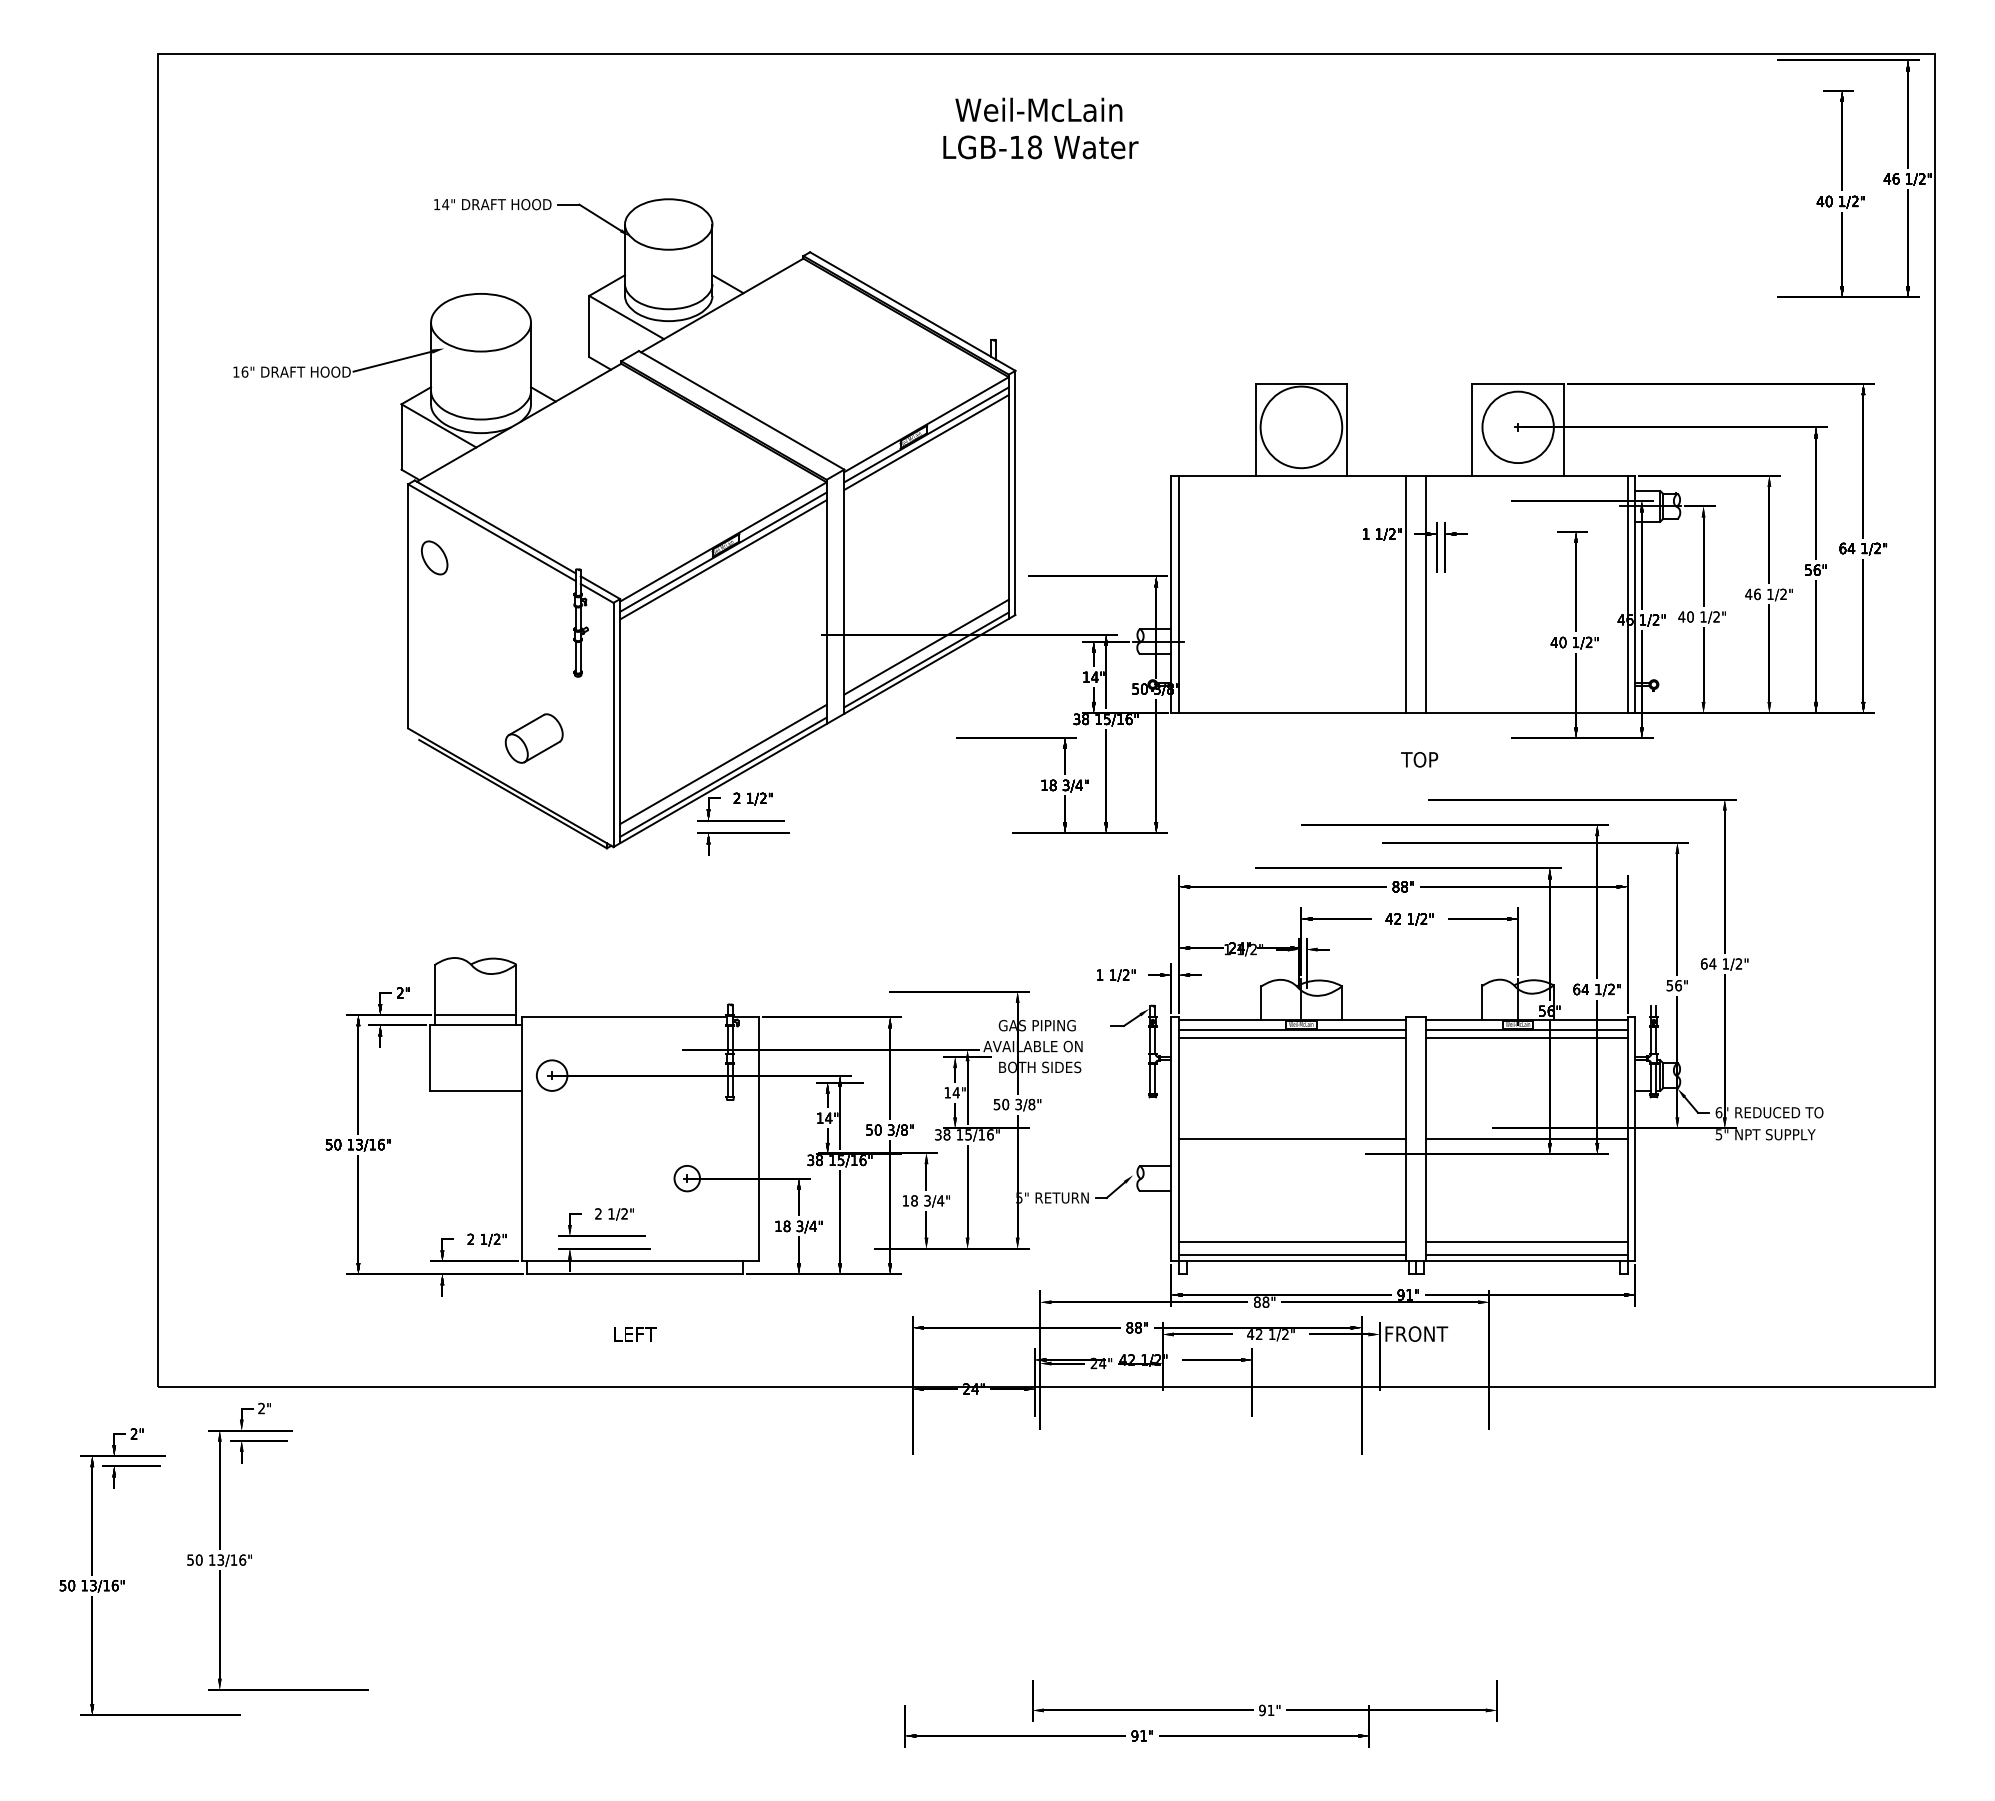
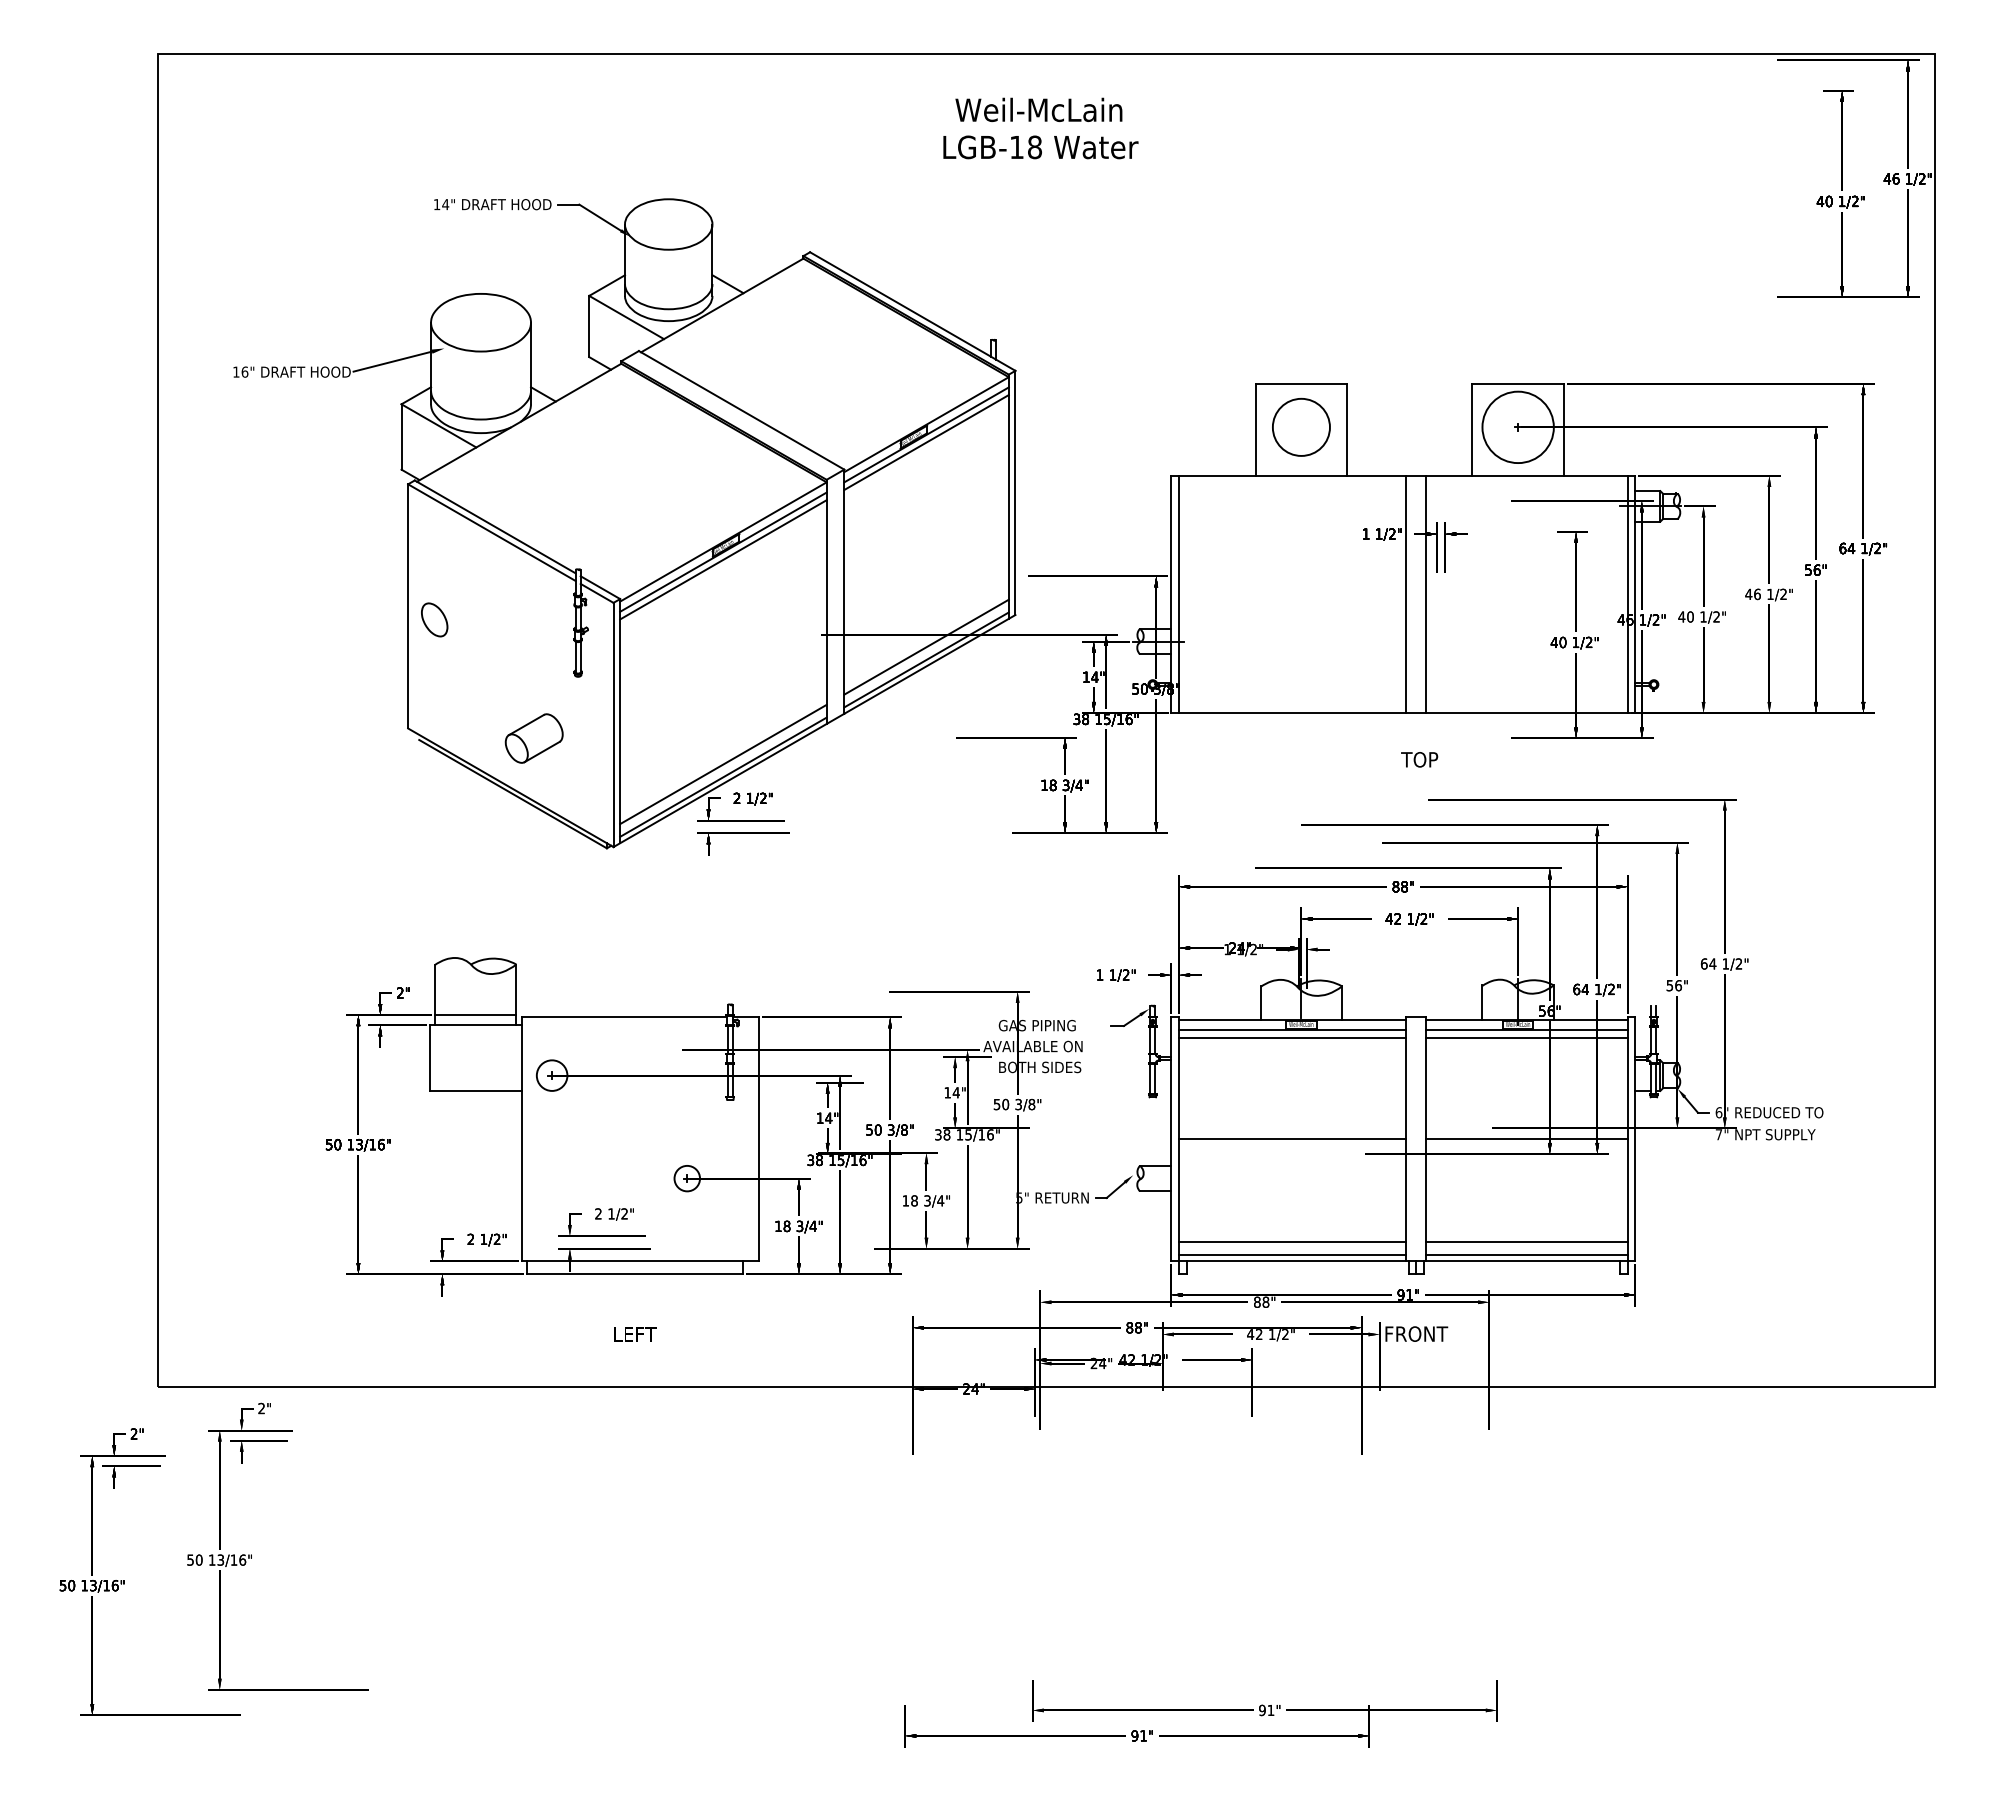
circle diameter: 82 px -> 57 px (1300, 426)
part position: (434, 557) -> (434, 619) (434, 619)
text: 5" -> 7" (1718, 1134)
